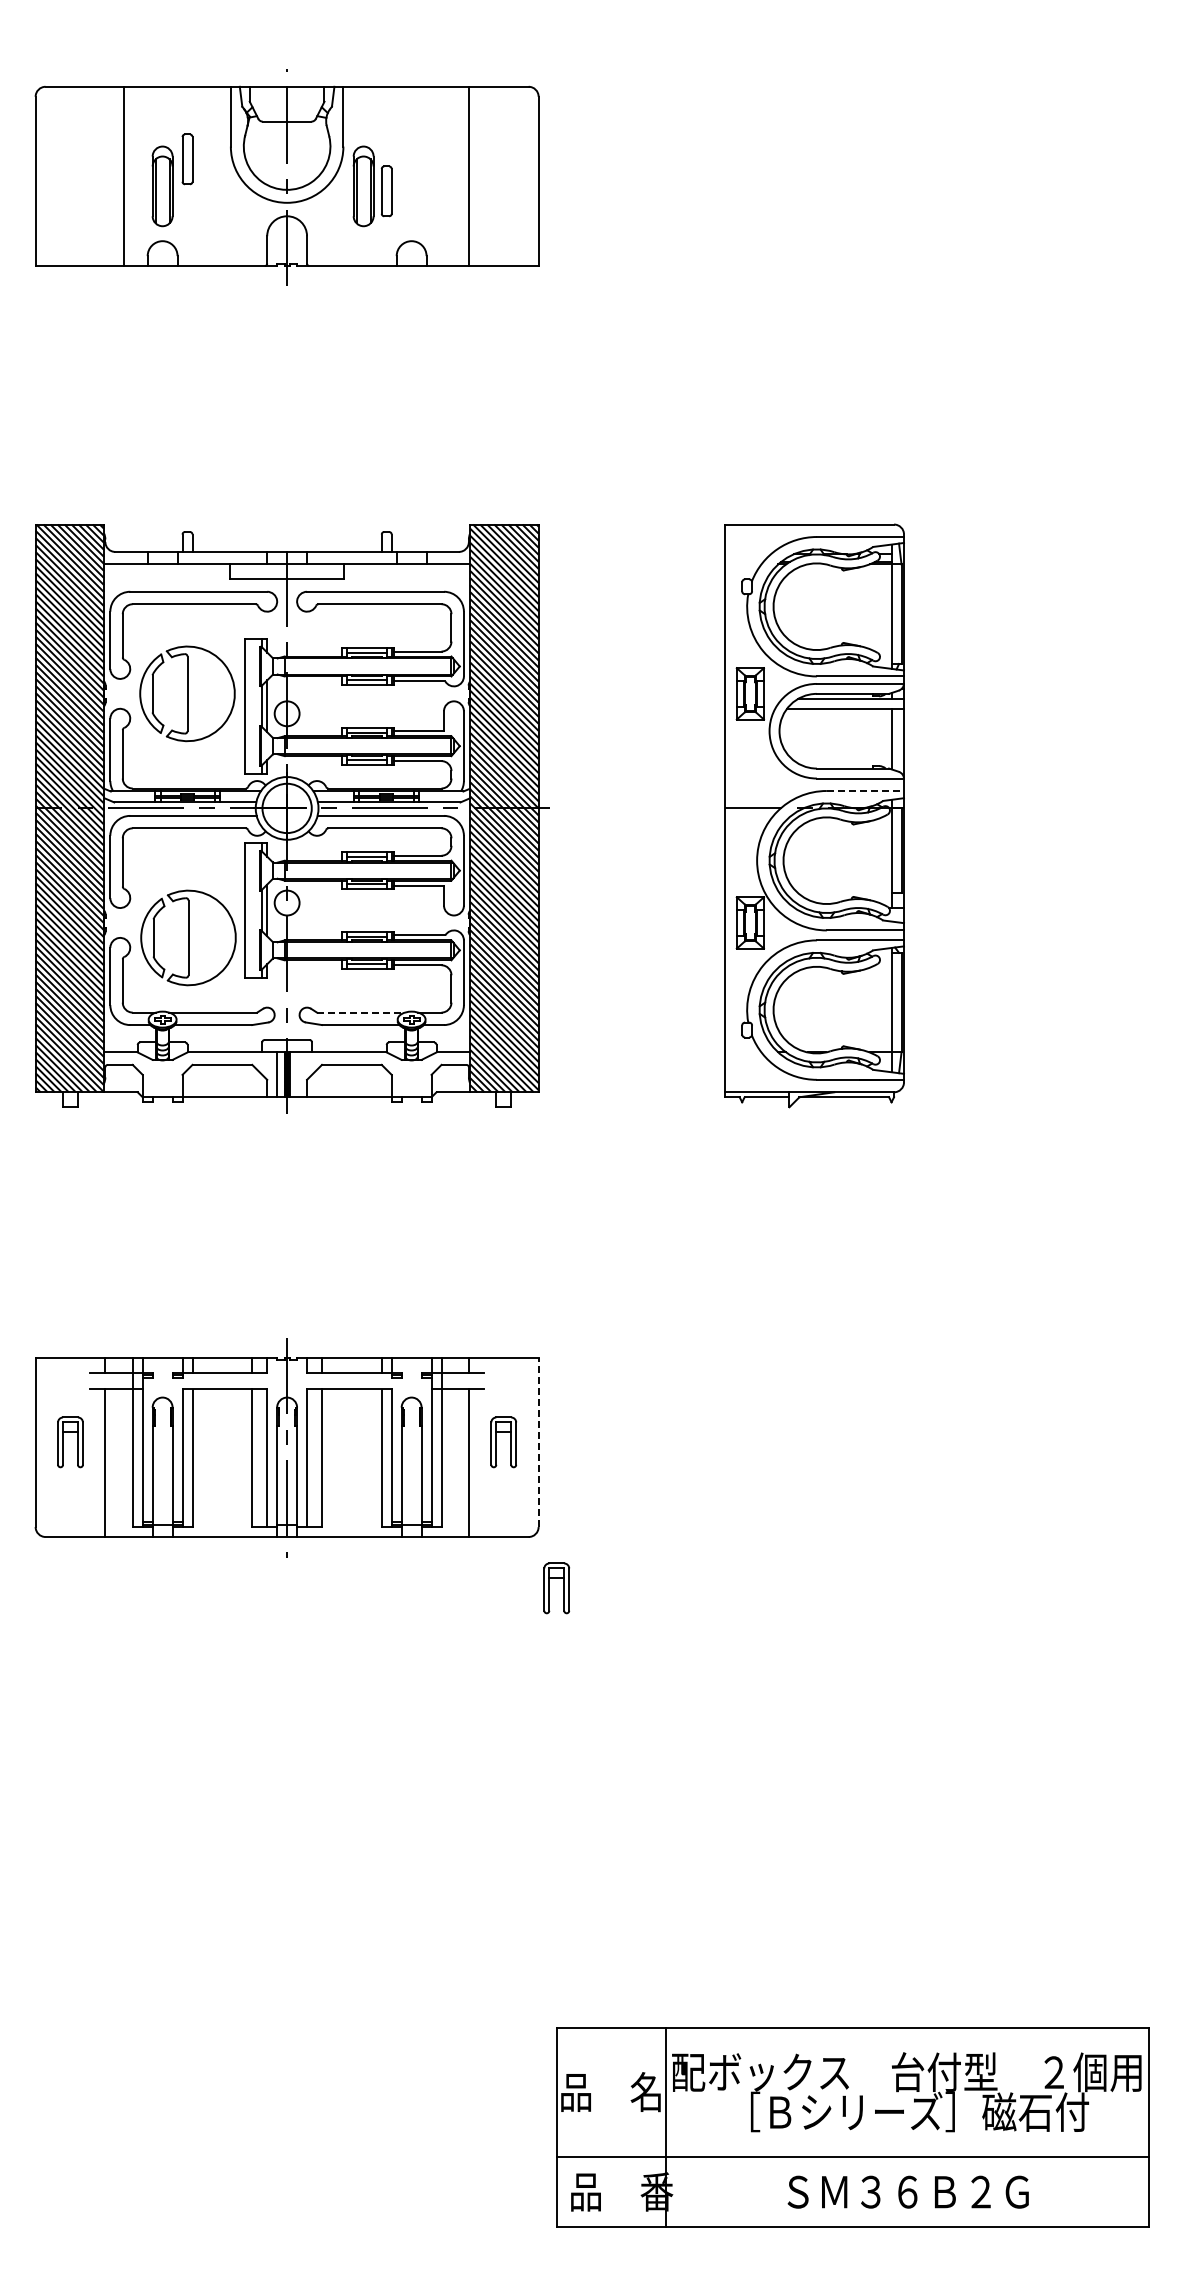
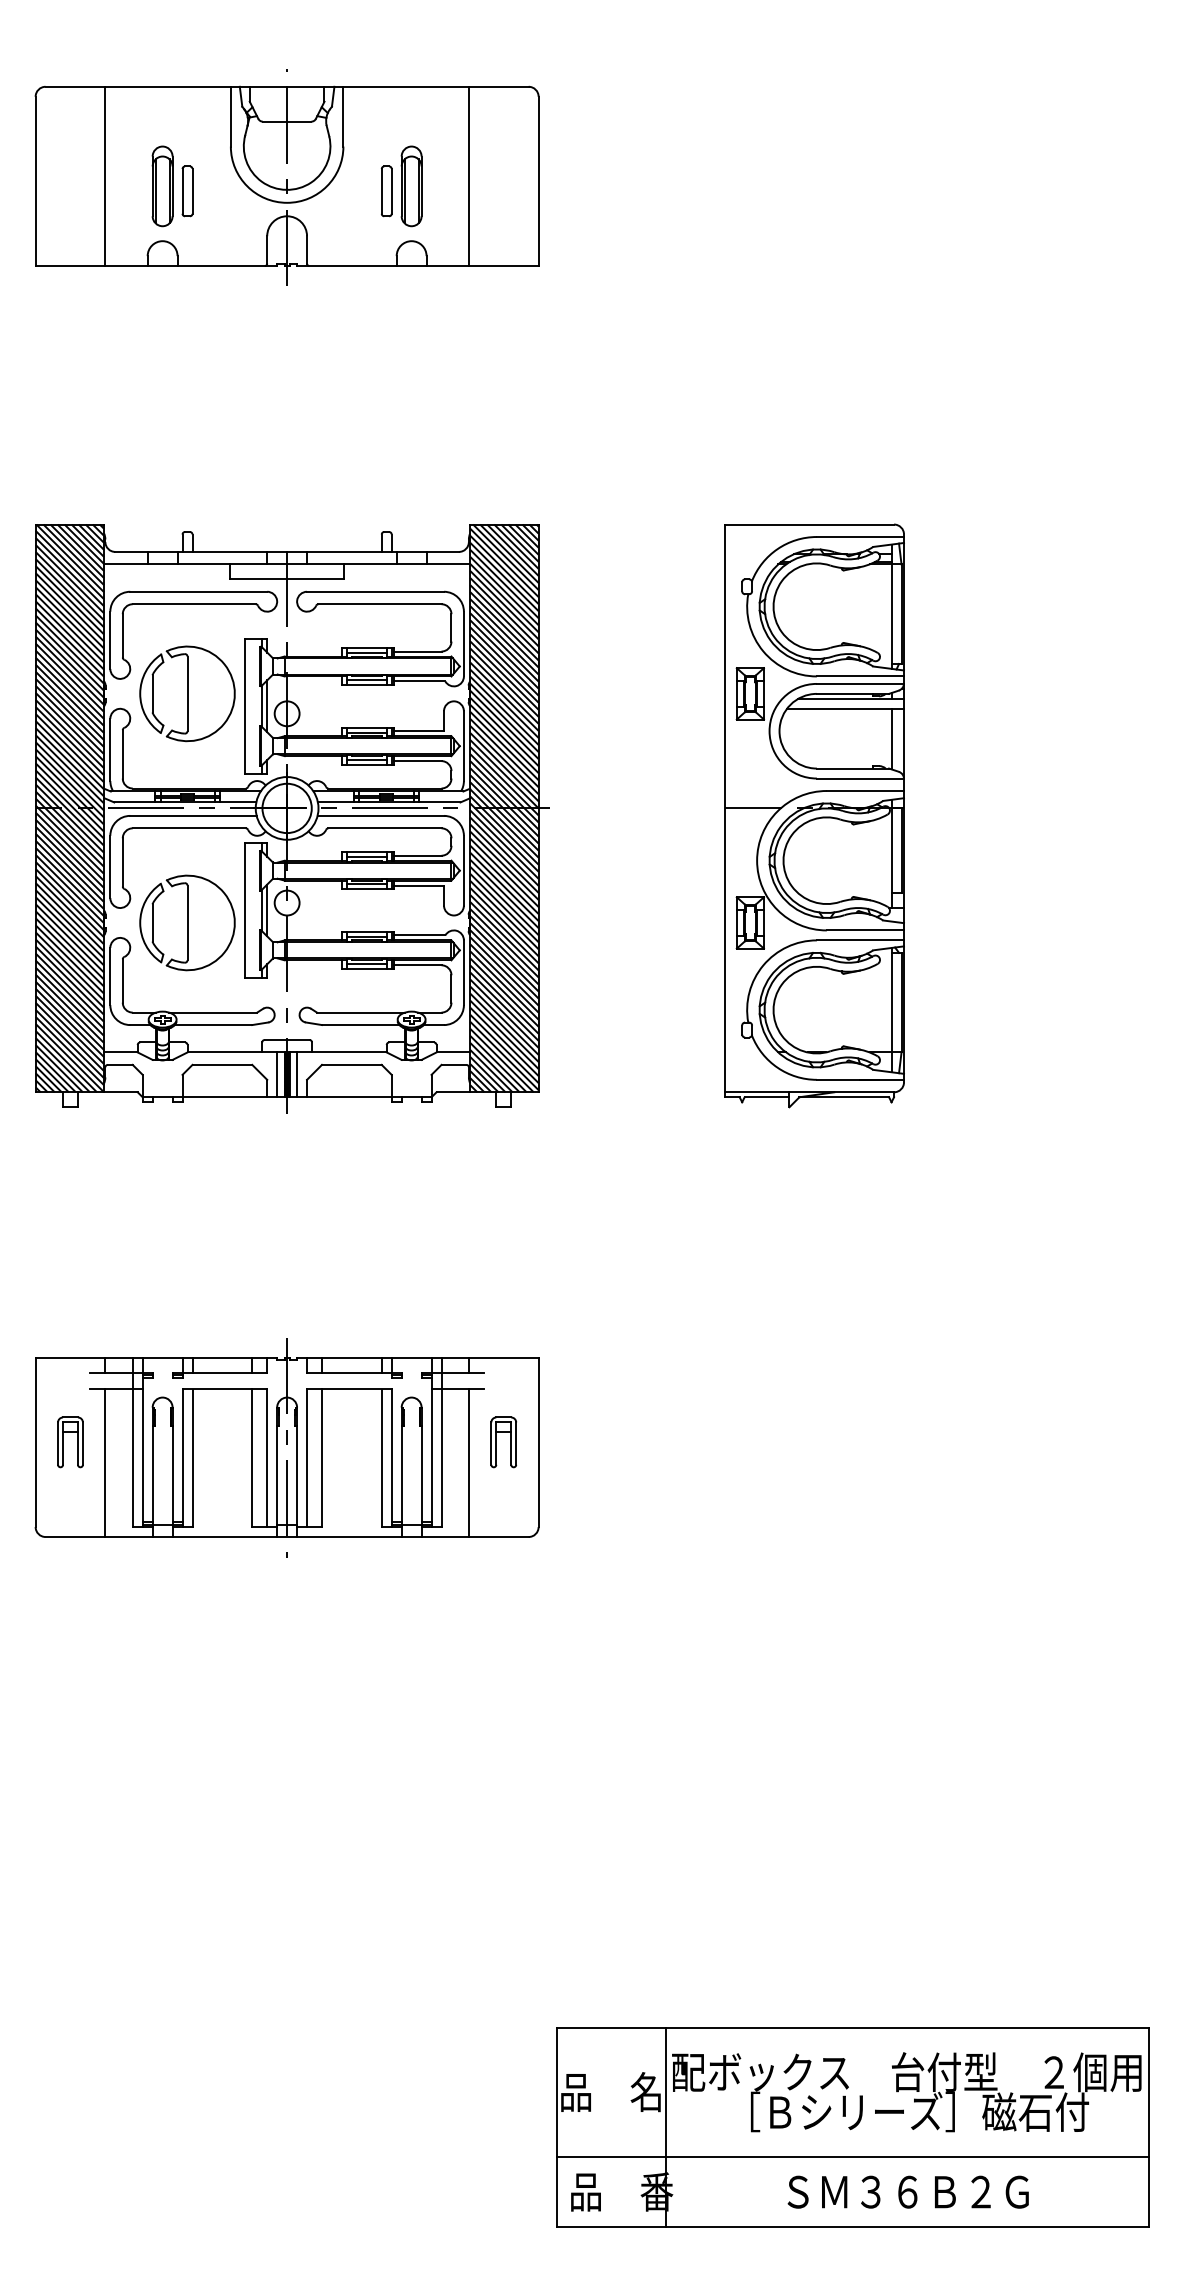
part position: (187, 159) -> (187, 191) (187, 191)
line position: (124, 176) -> (105, 176) (105, 176)
part position: (363, 186) -> (411, 186) (411, 186)
line: dashed -> solid (865, 790)
part position: (188, 937) -> (187, 922) (187, 922)
line: dashed -> solid (361, 1012)
line: none -> present (297, 1074)
line: dashed -> solid (538, 1442)
part: present -> none (549, 1588)
